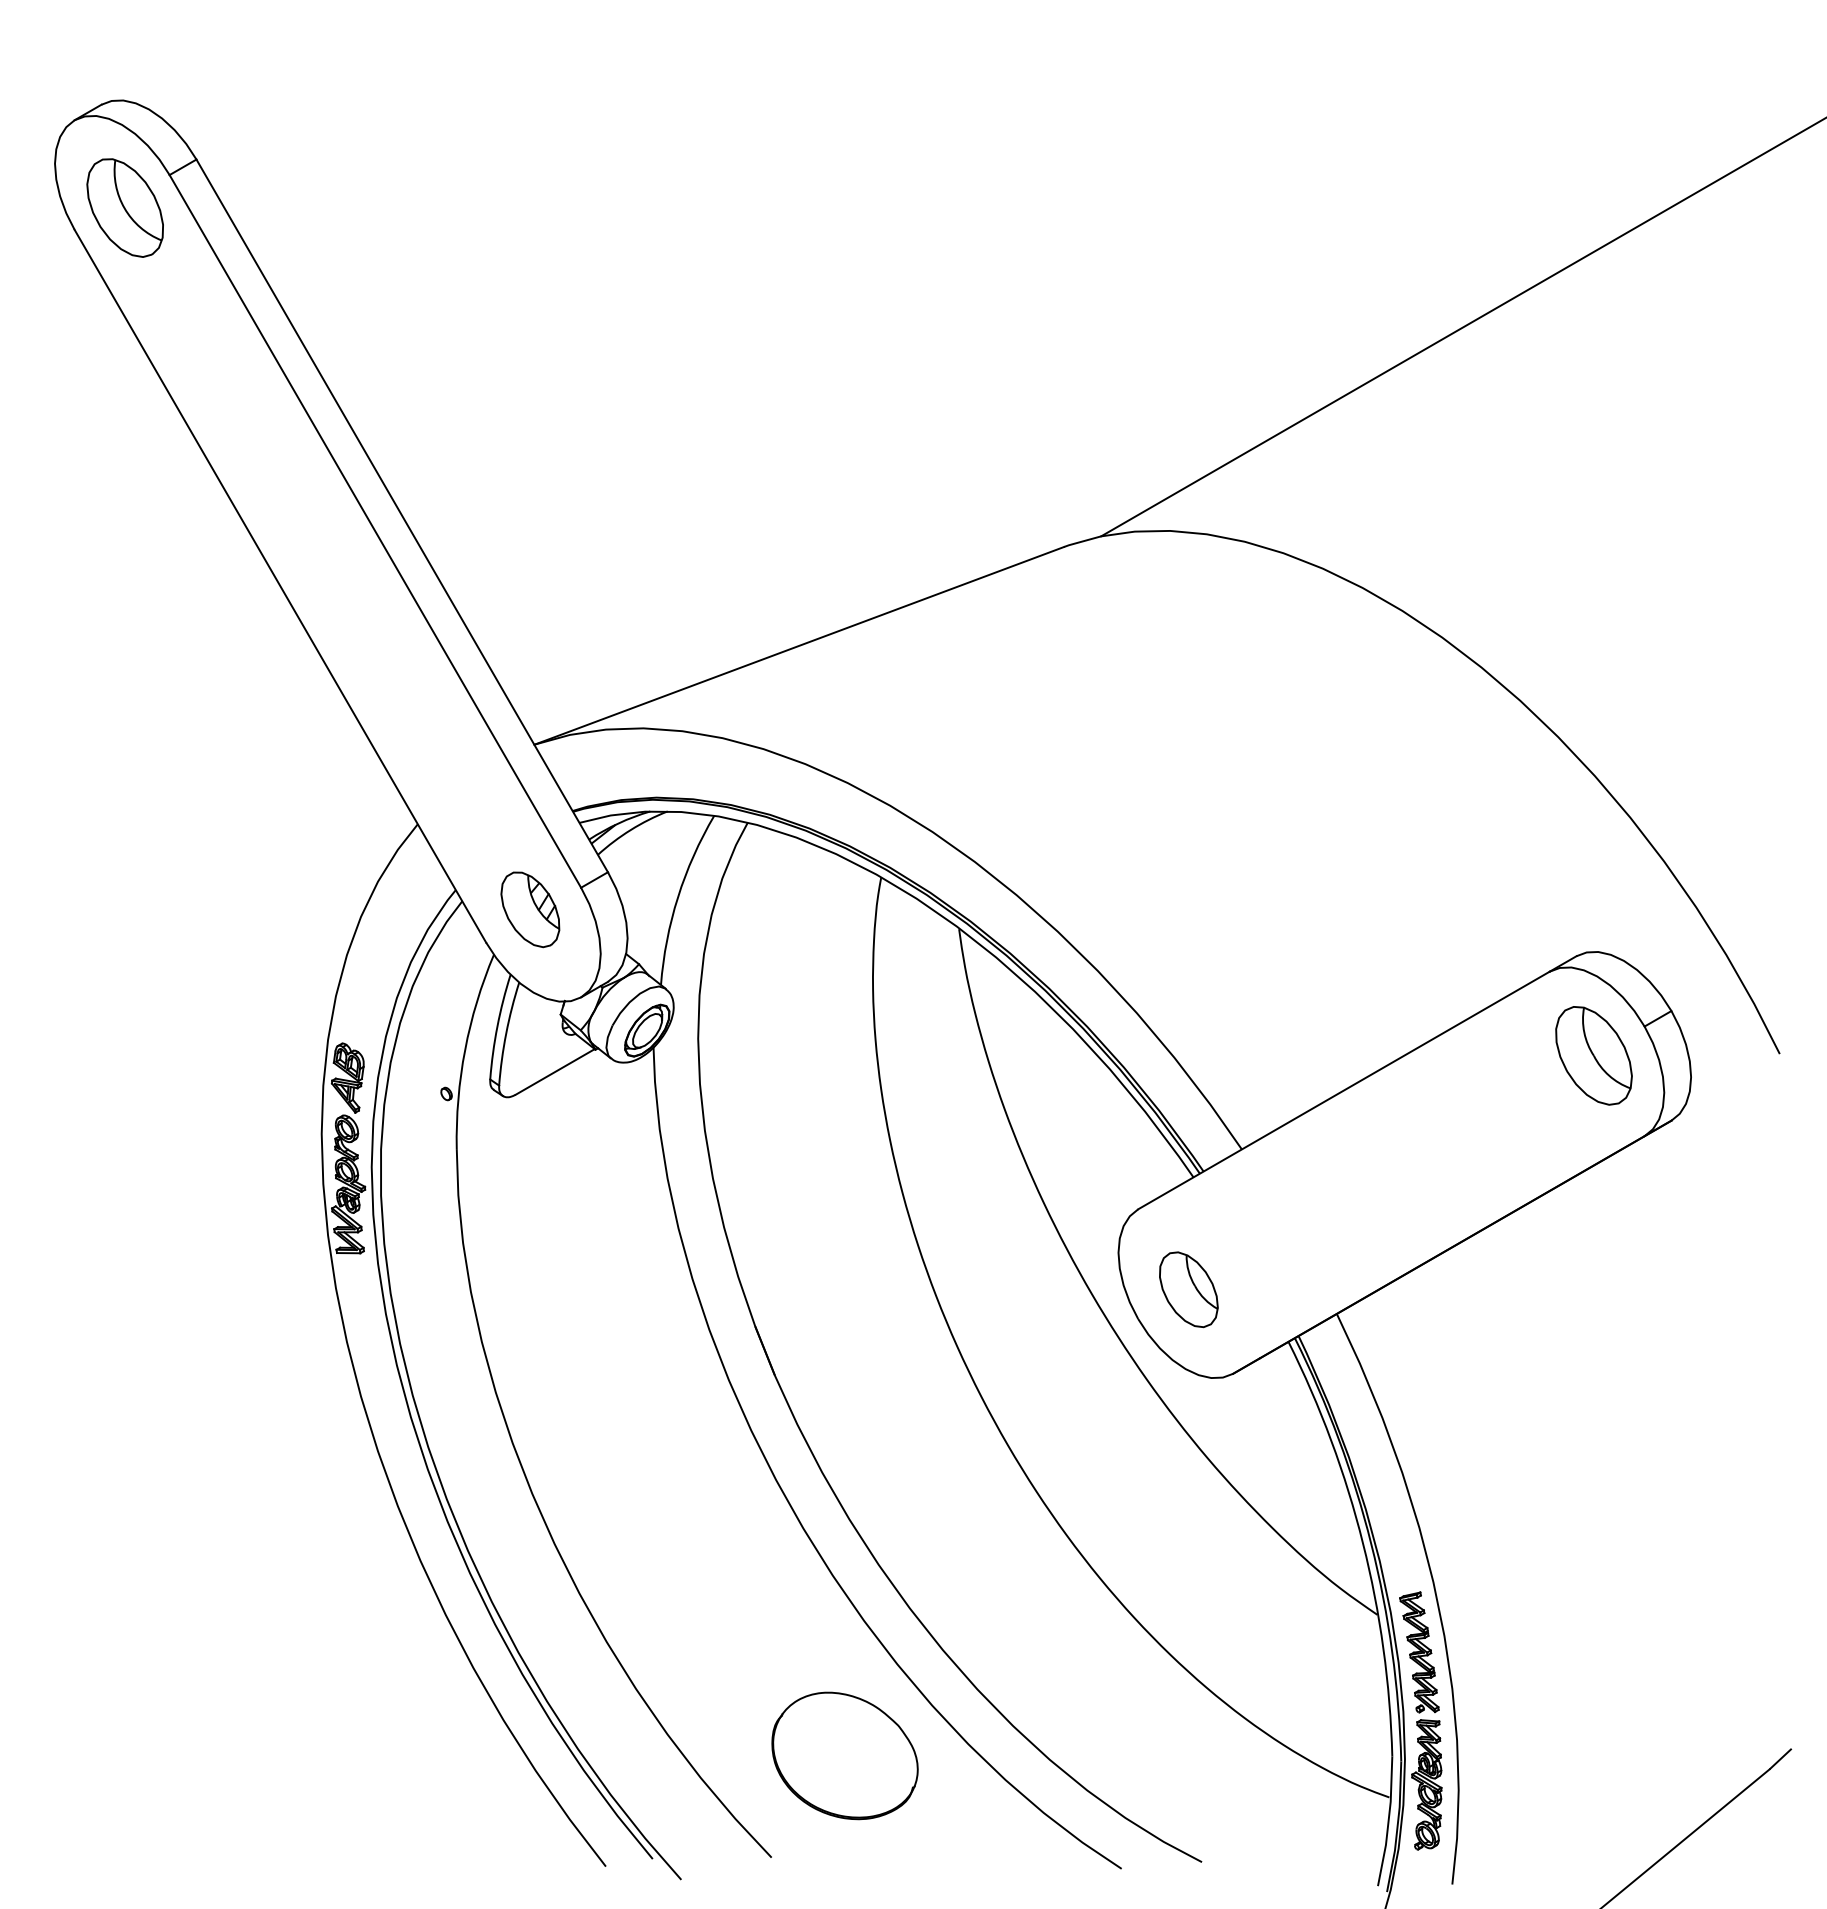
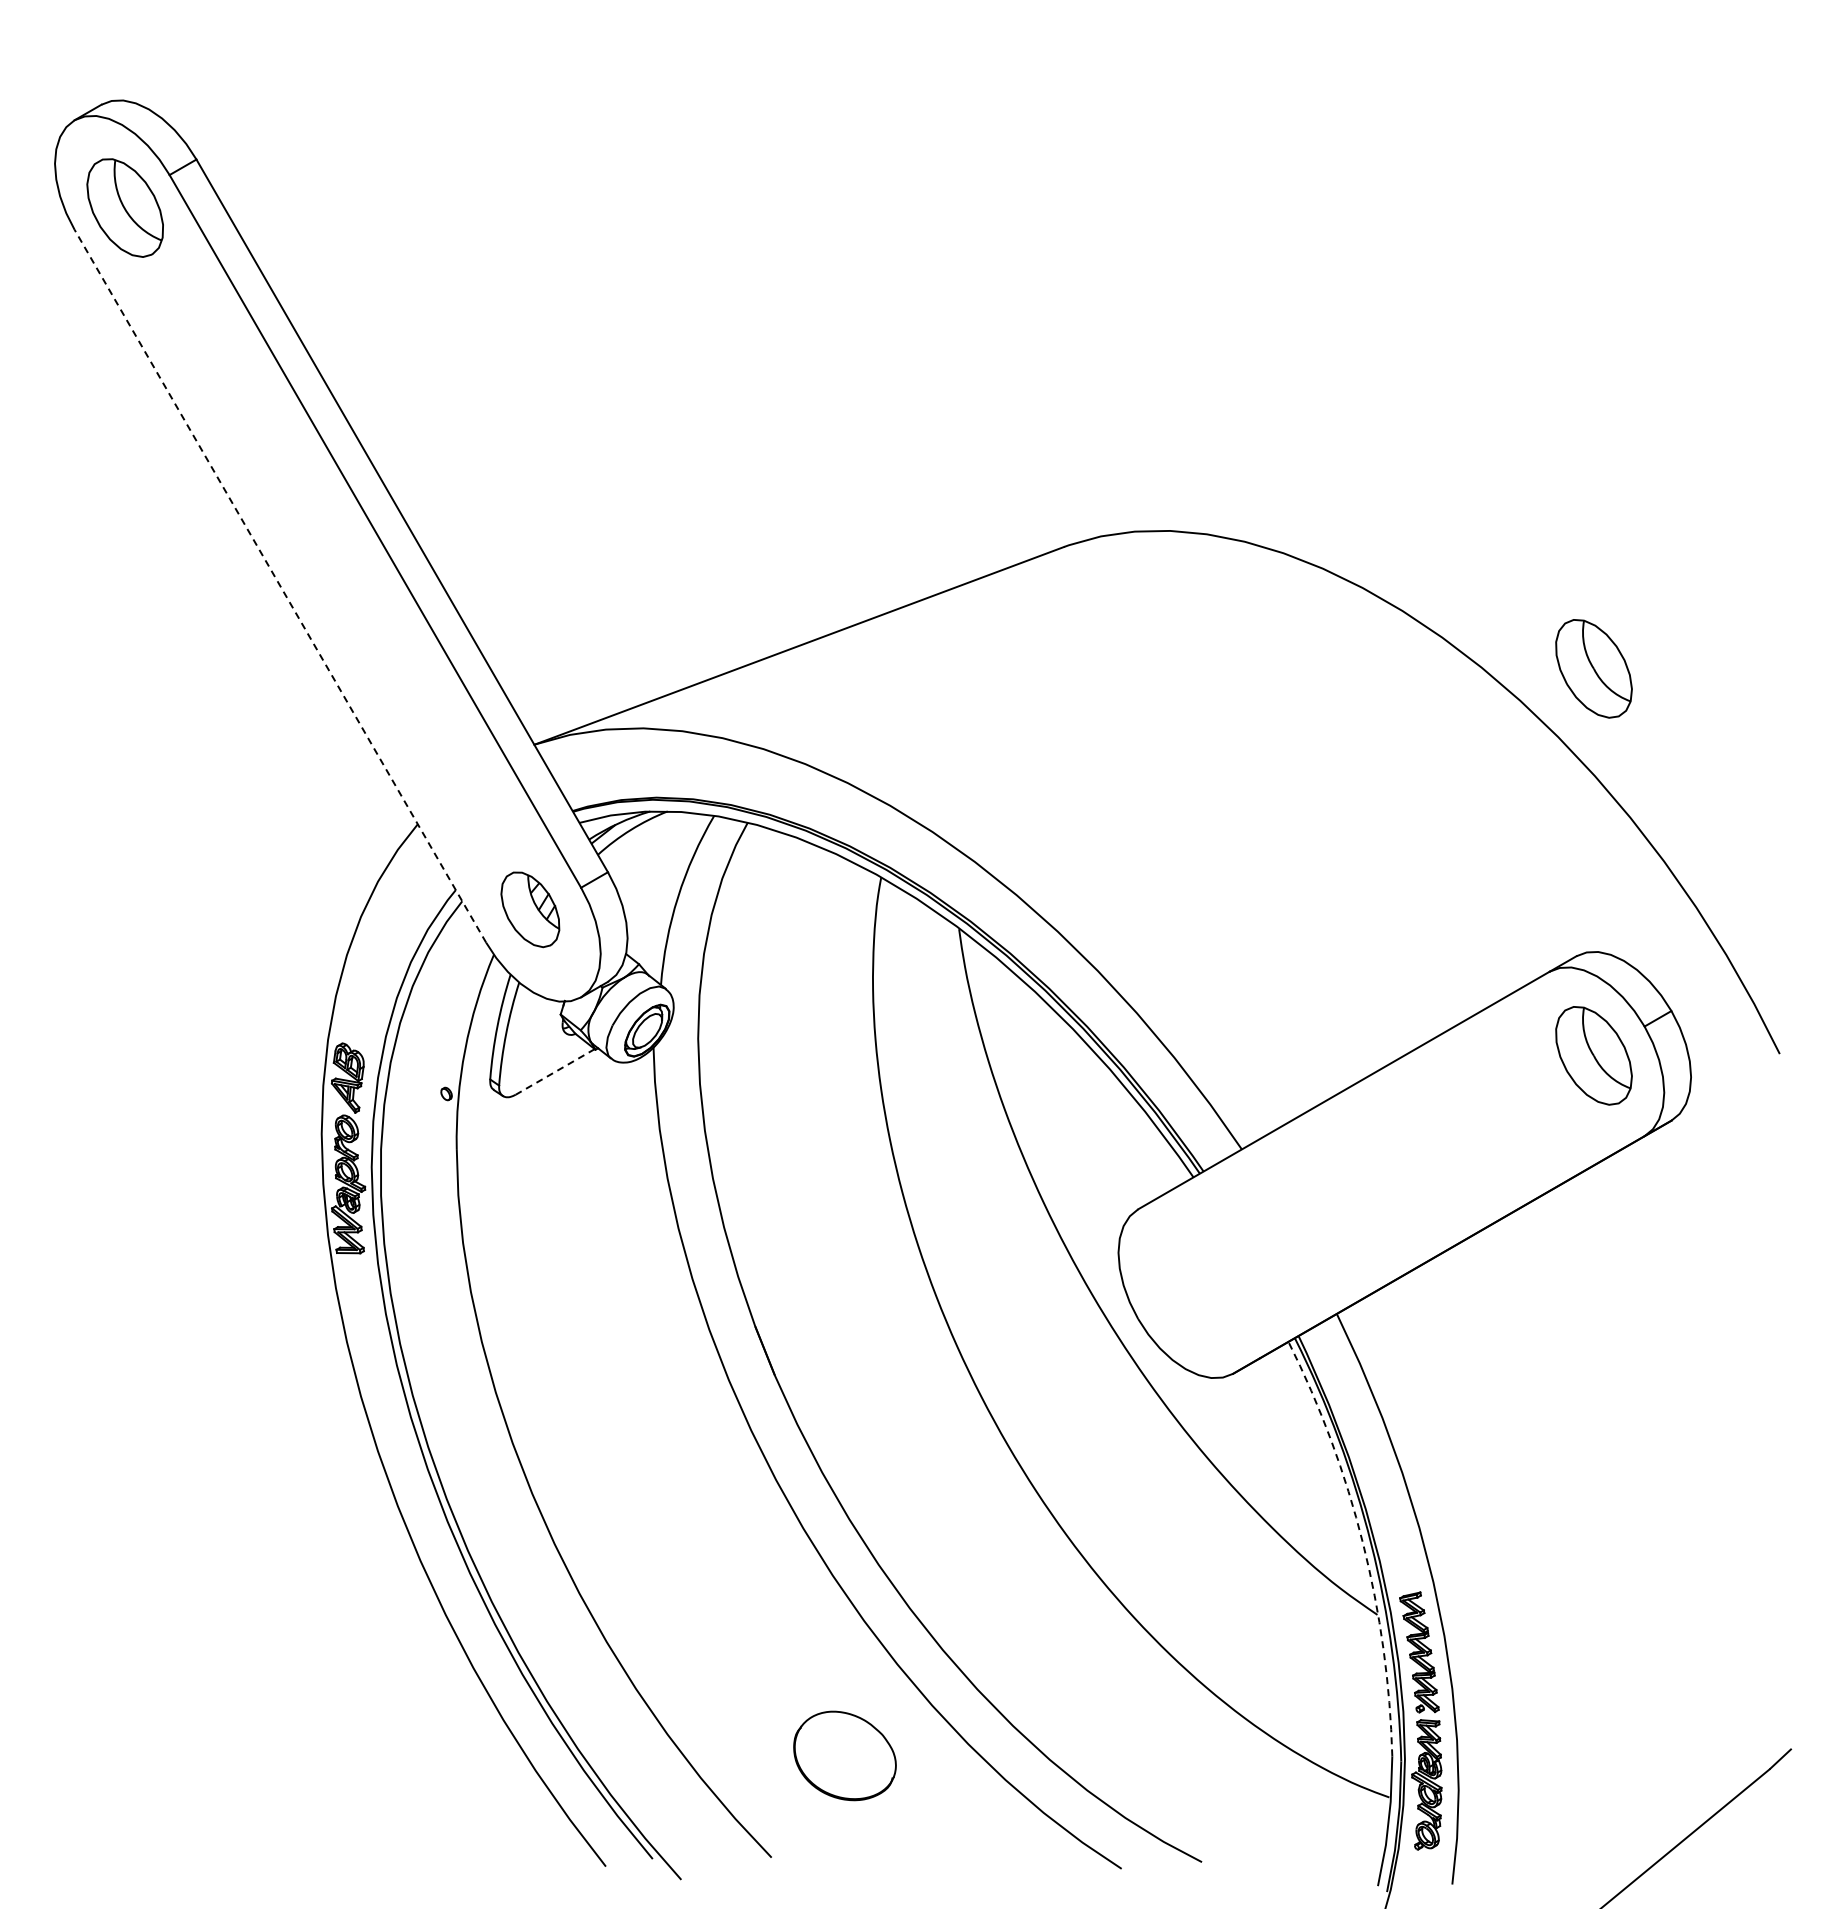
line: present -> none (1462, 327)
line: solid -> dashed (280, 585)
part: none -> present (1593, 668)
line: solid -> dashed (555, 1071)
part: present -> none (1188, 1289)
arc: solid -> dashed (1363, 1543)
part size: 148x130 px -> 104x92 px (844, 1755)
